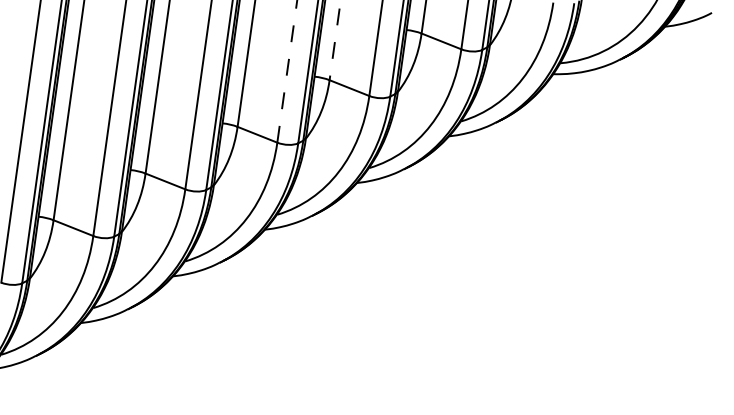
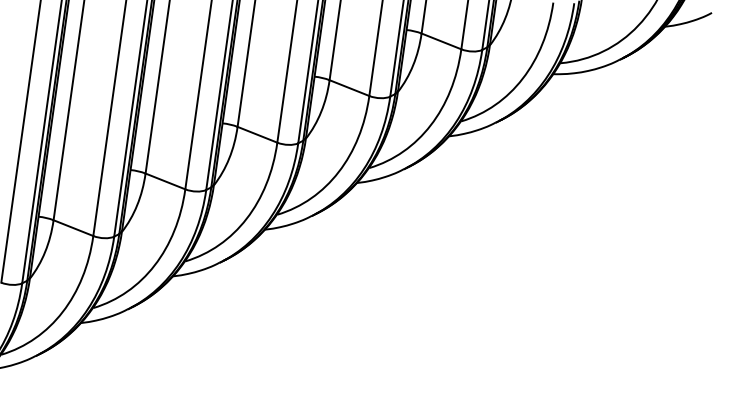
line: dashed -> solid (335, 40)
line: dashed -> solid (287, 71)
